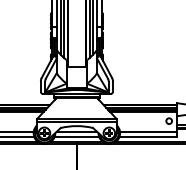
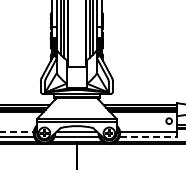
line: solid -> dashed (17, 131)
line: solid -> dashed (148, 136)
